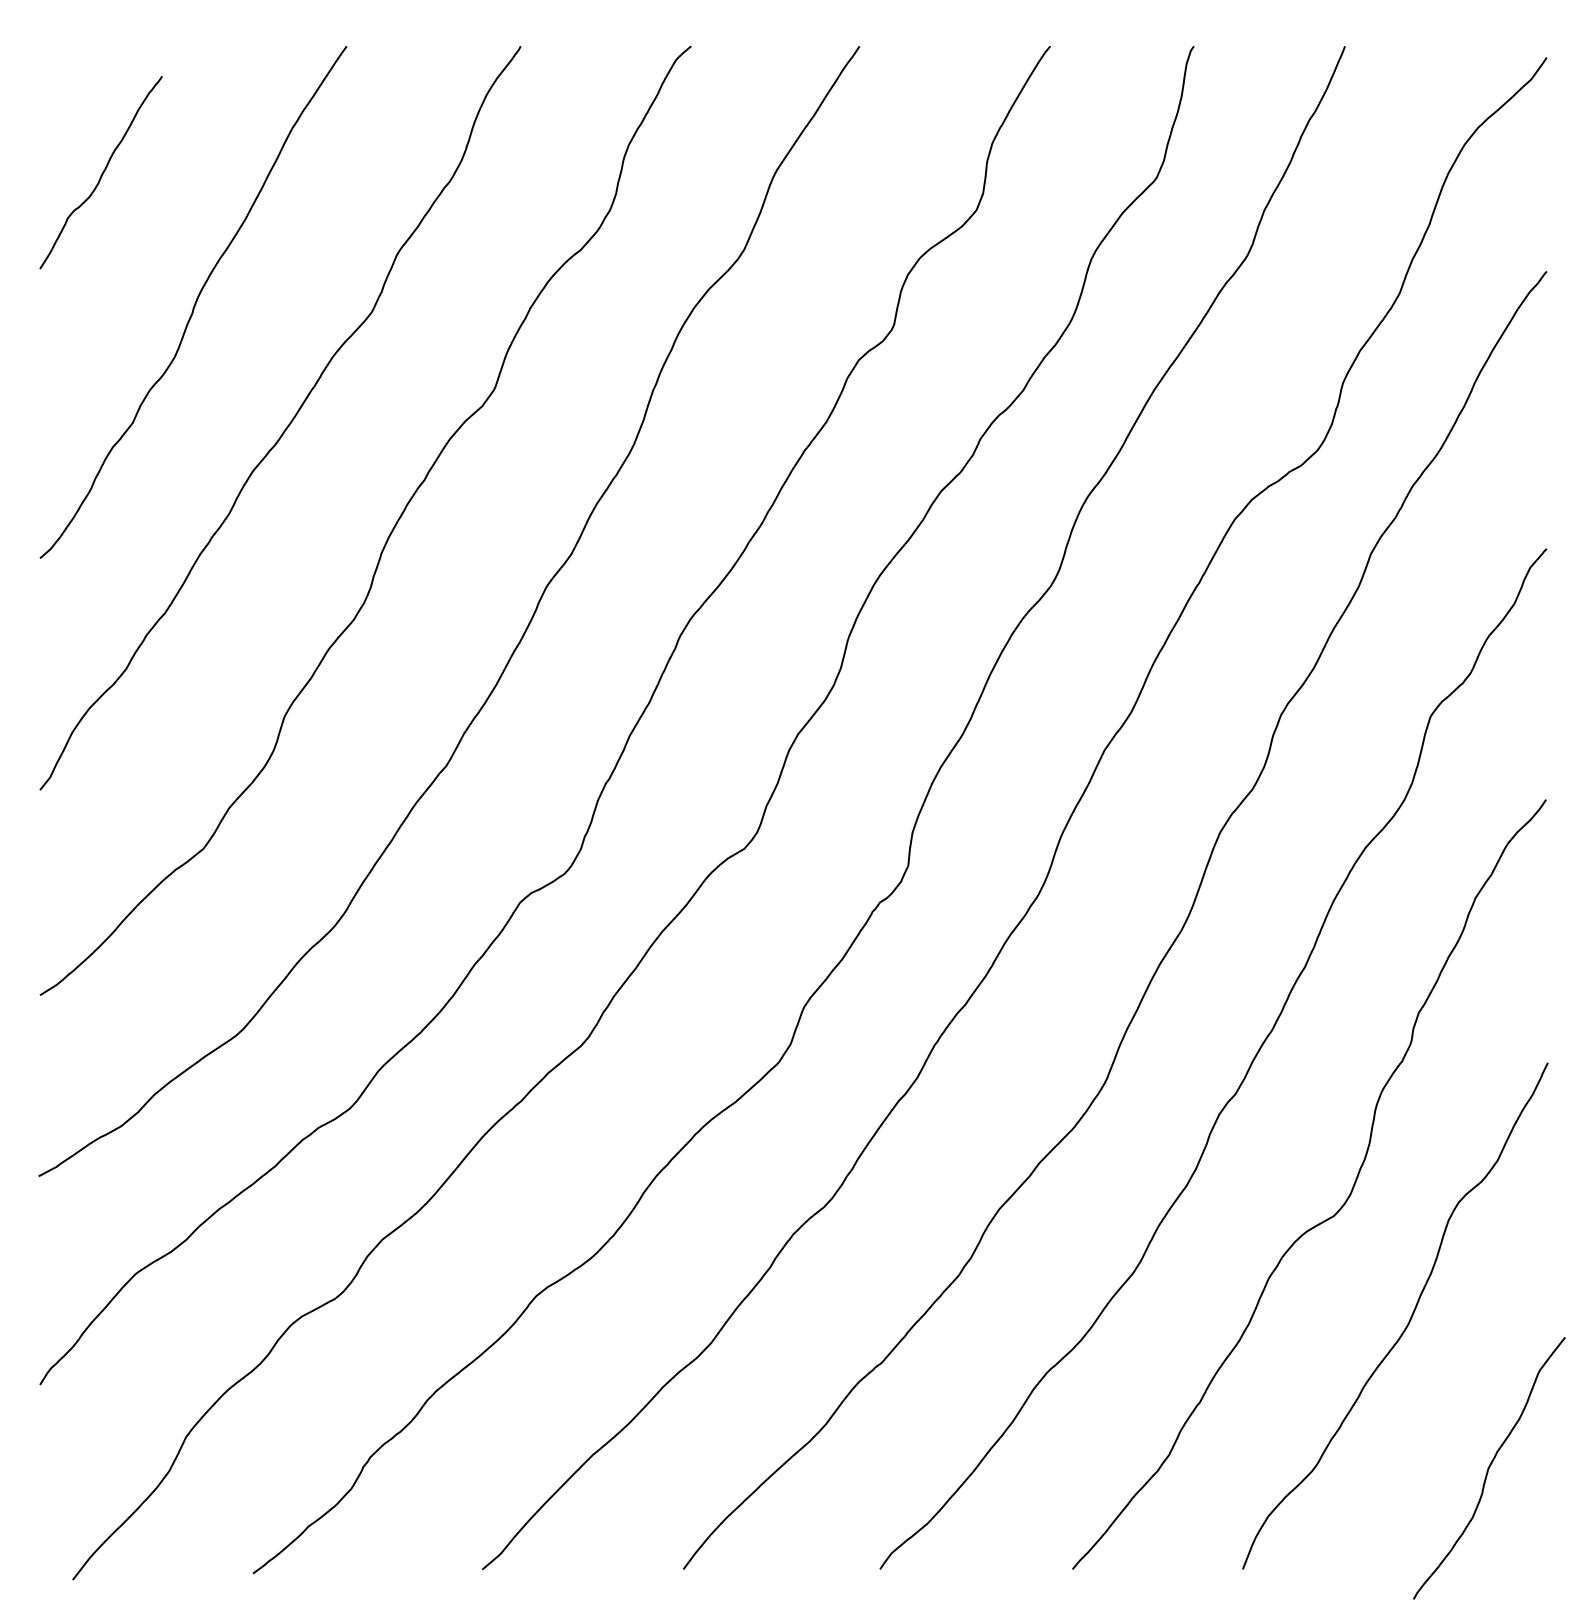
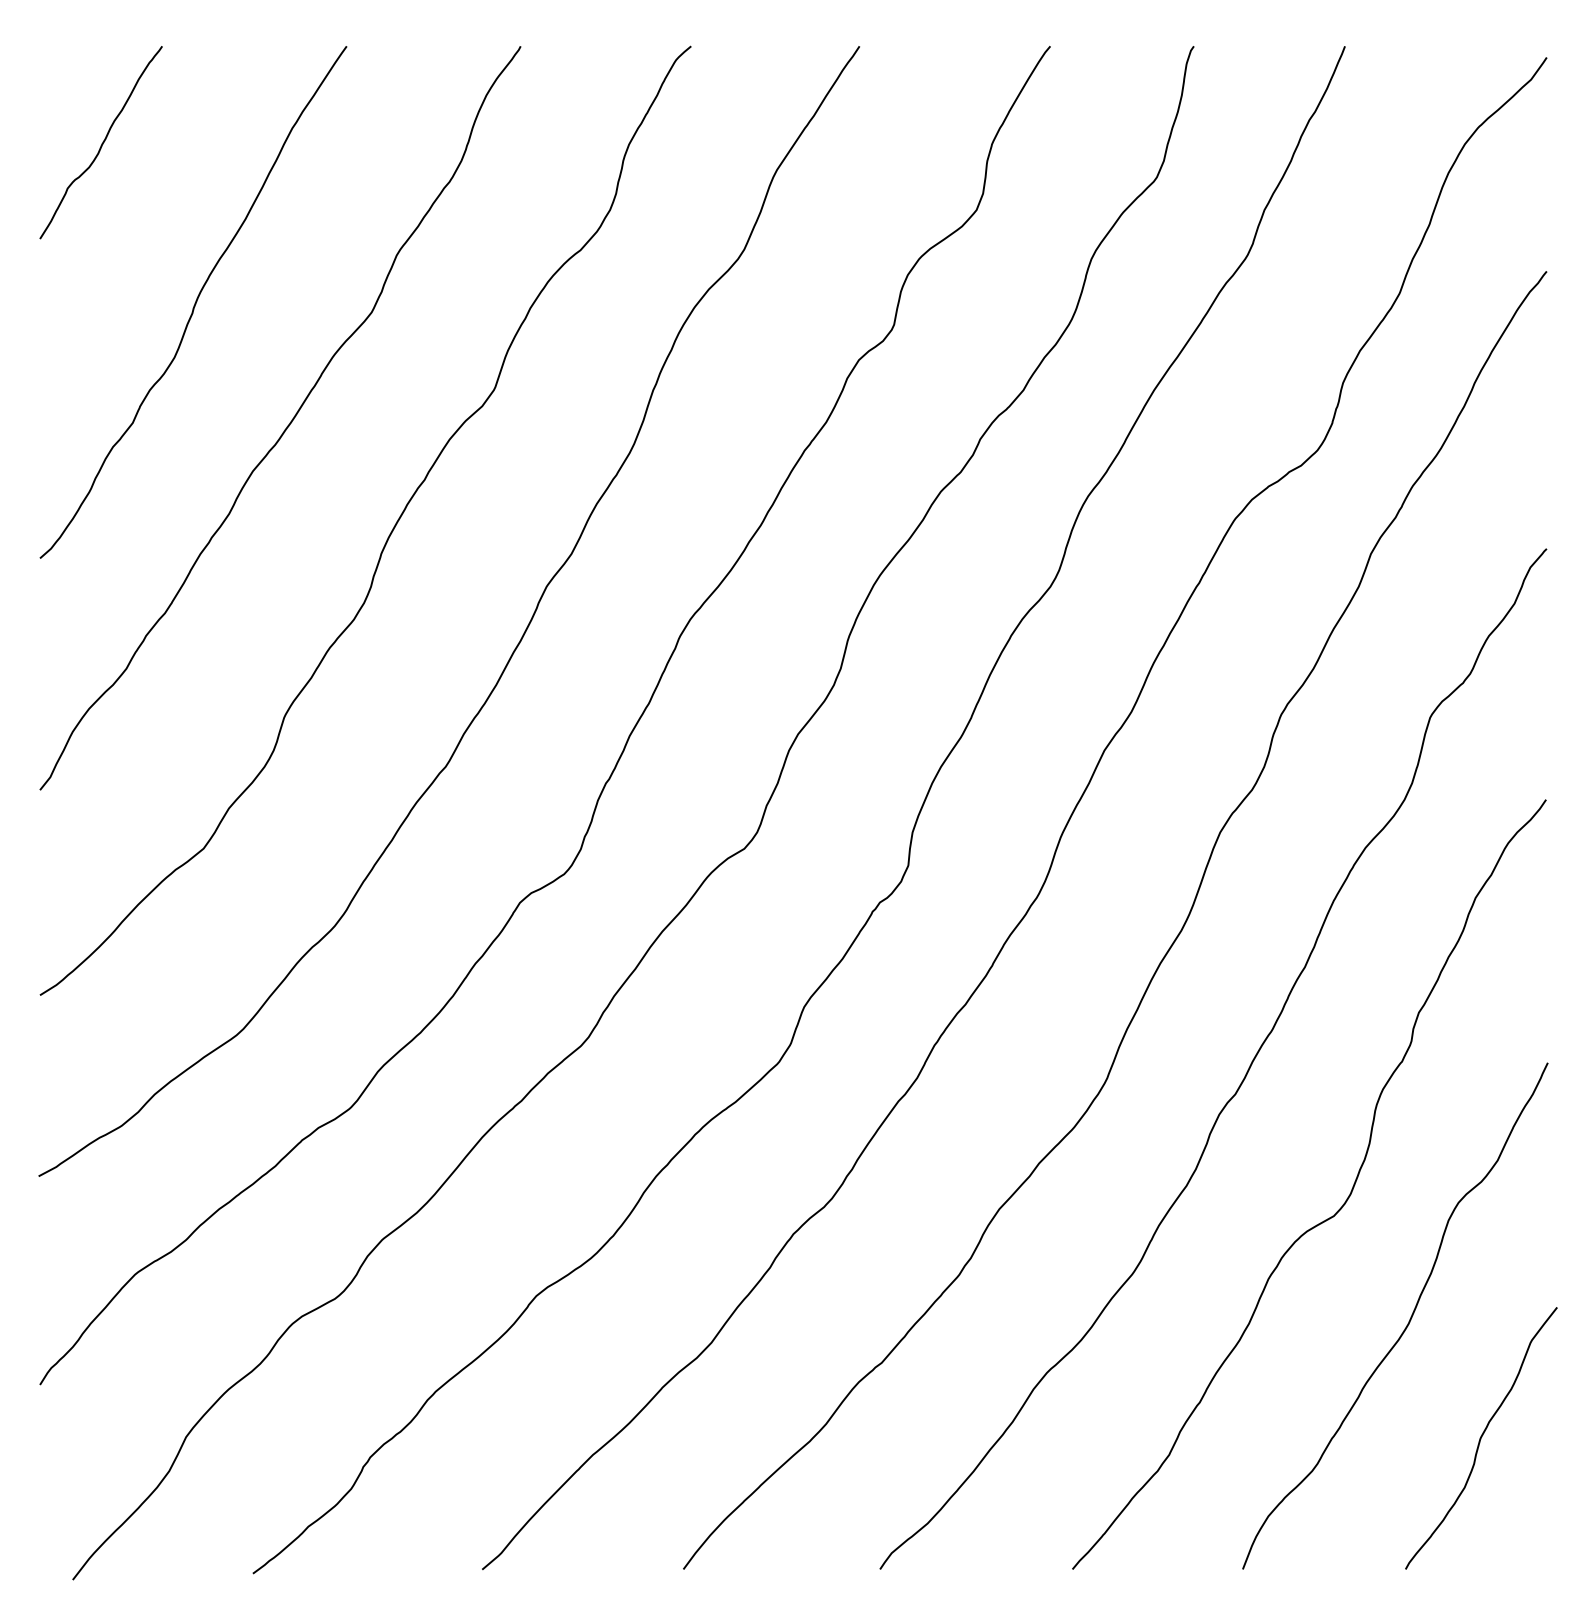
curve position: (101, 173) -> (101, 143) (101, 143)
curve position: (1489, 1468) -> (1481, 1438) (1481, 1438)
